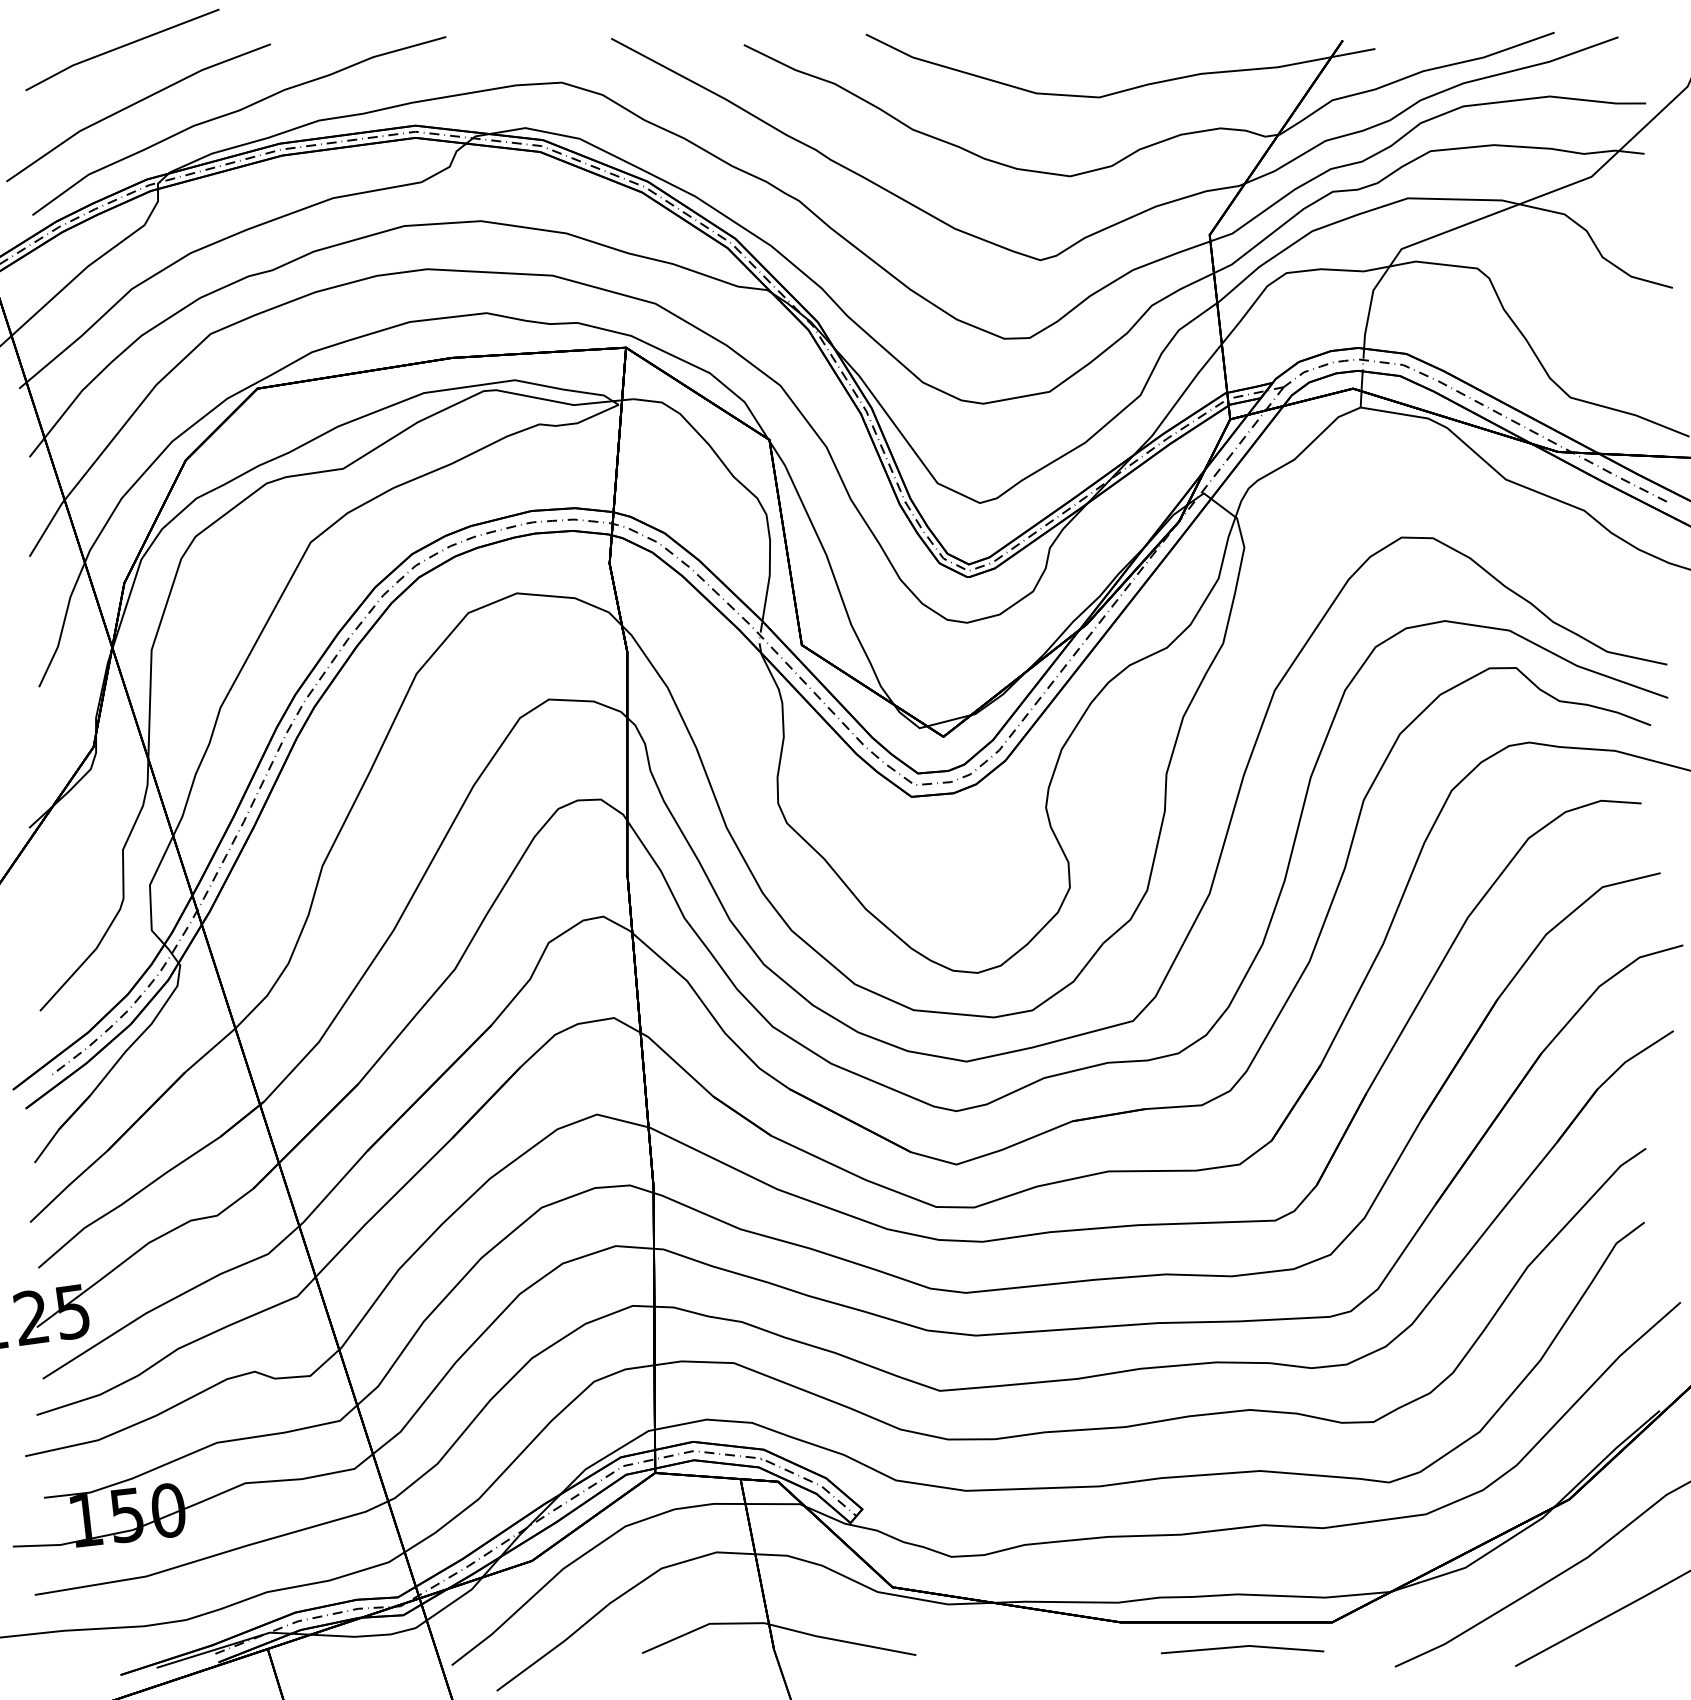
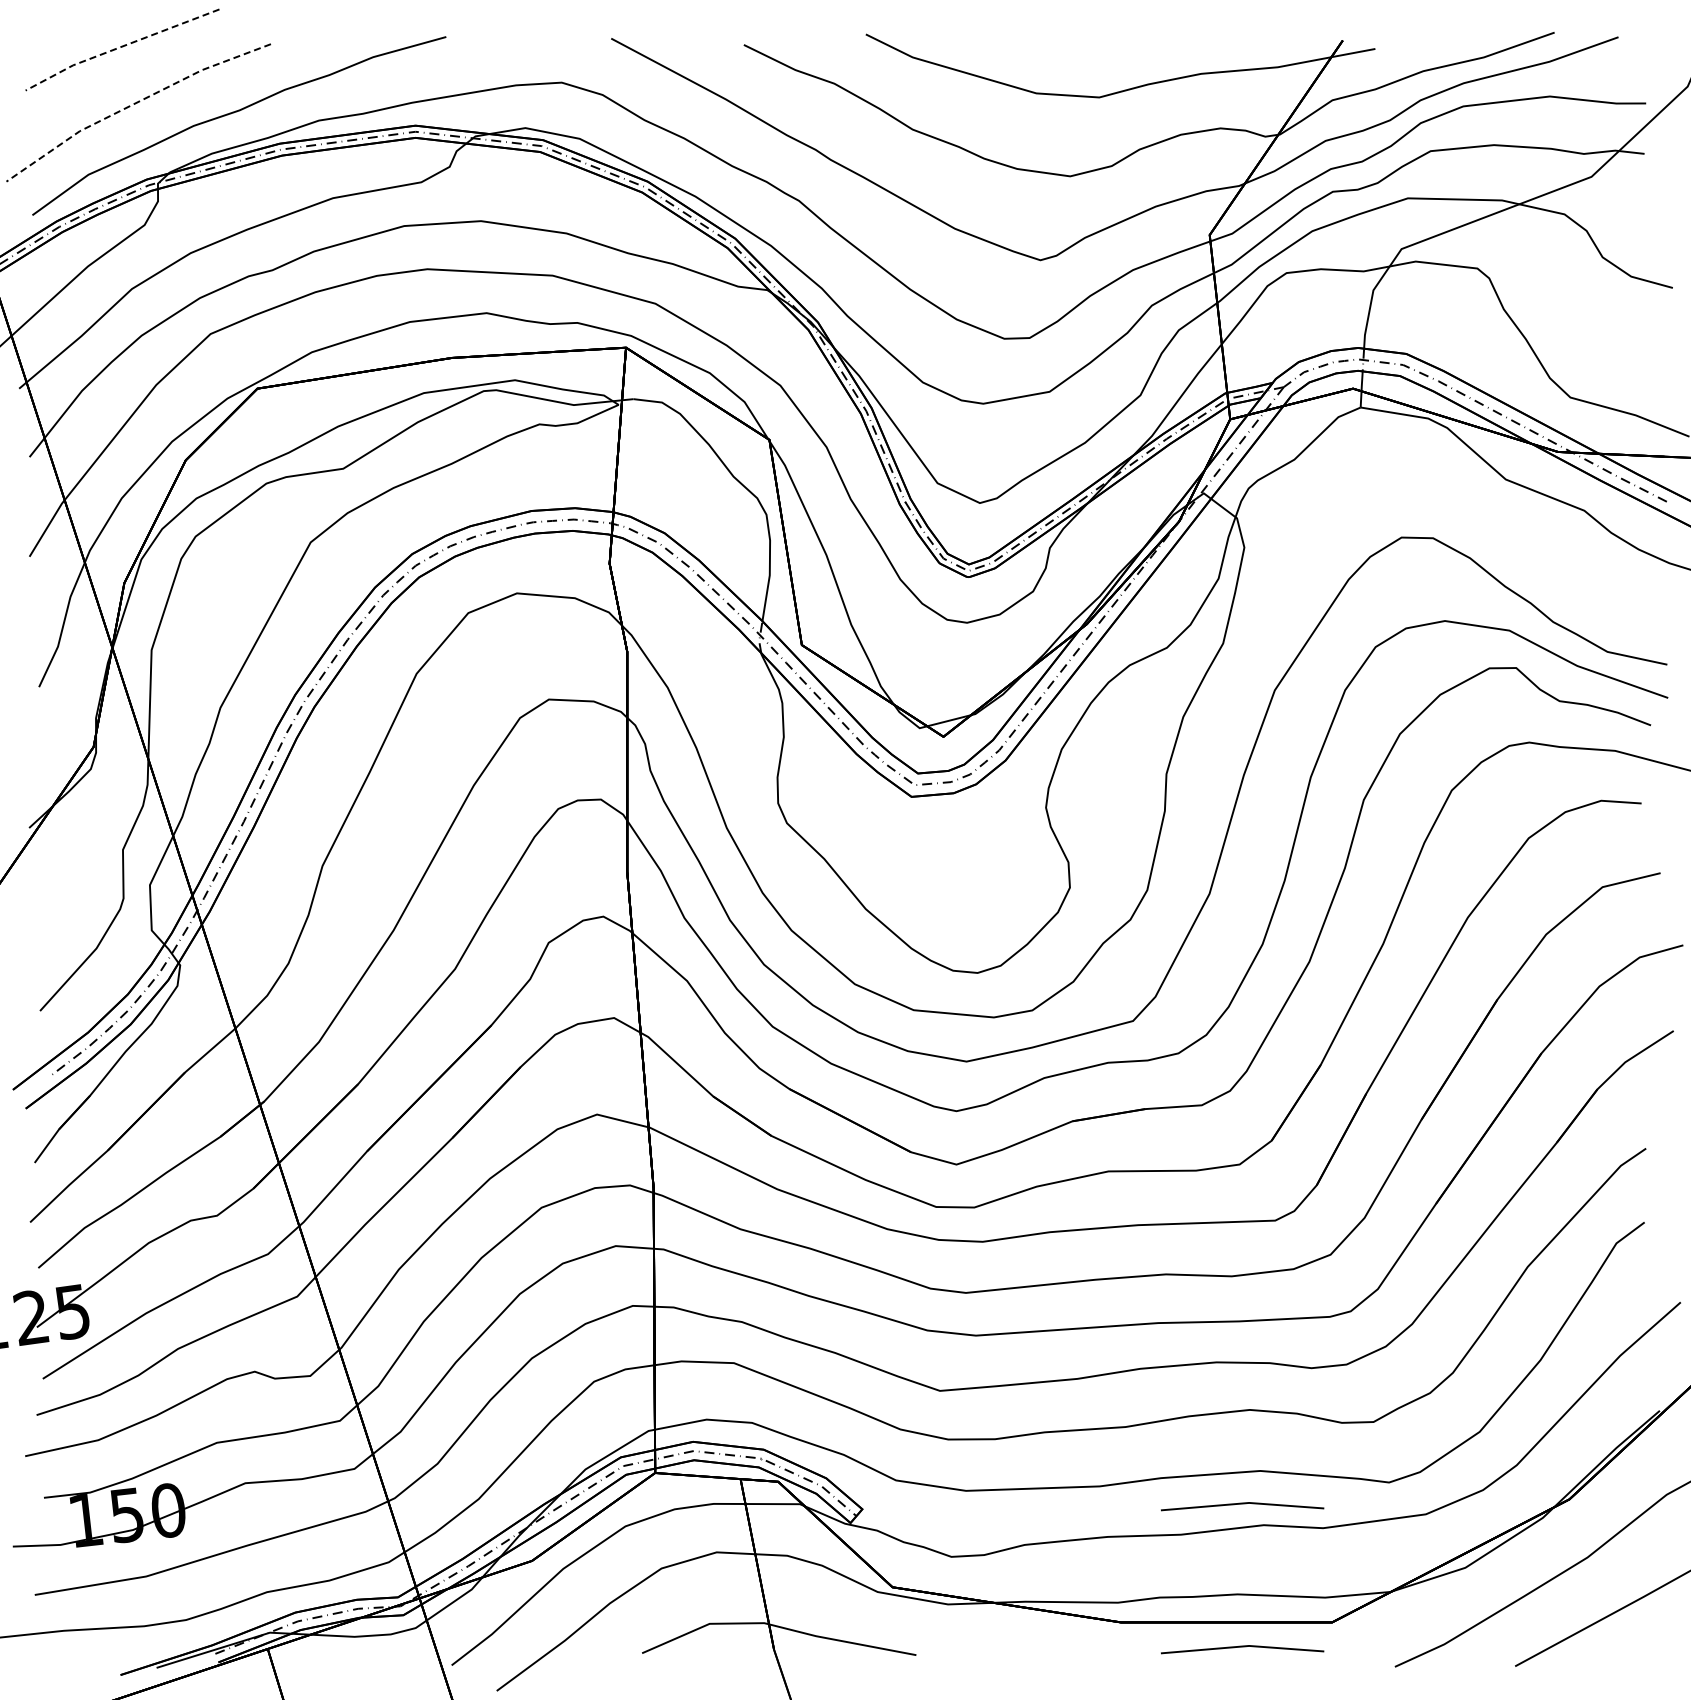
line: solid -> dashed (120, 47)
line: solid -> dashed (133, 104)
line: none -> present (1242, 1504)
